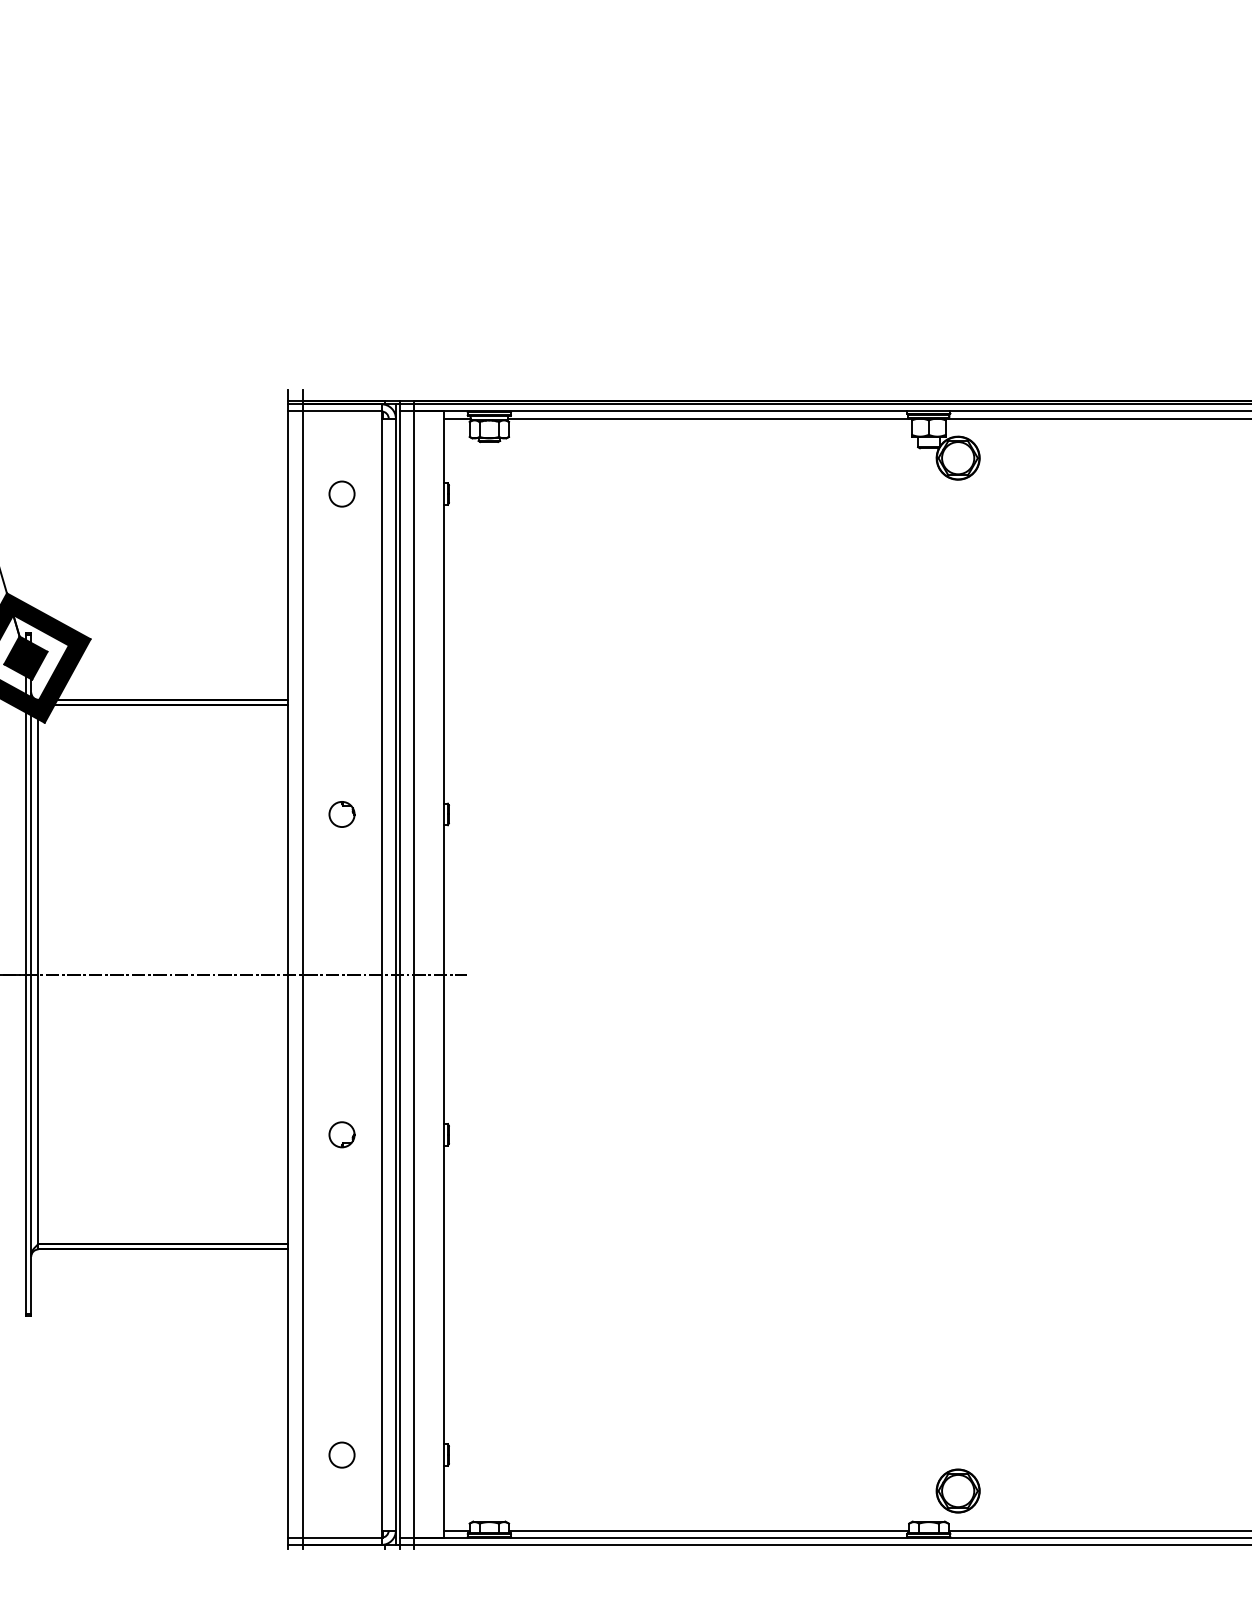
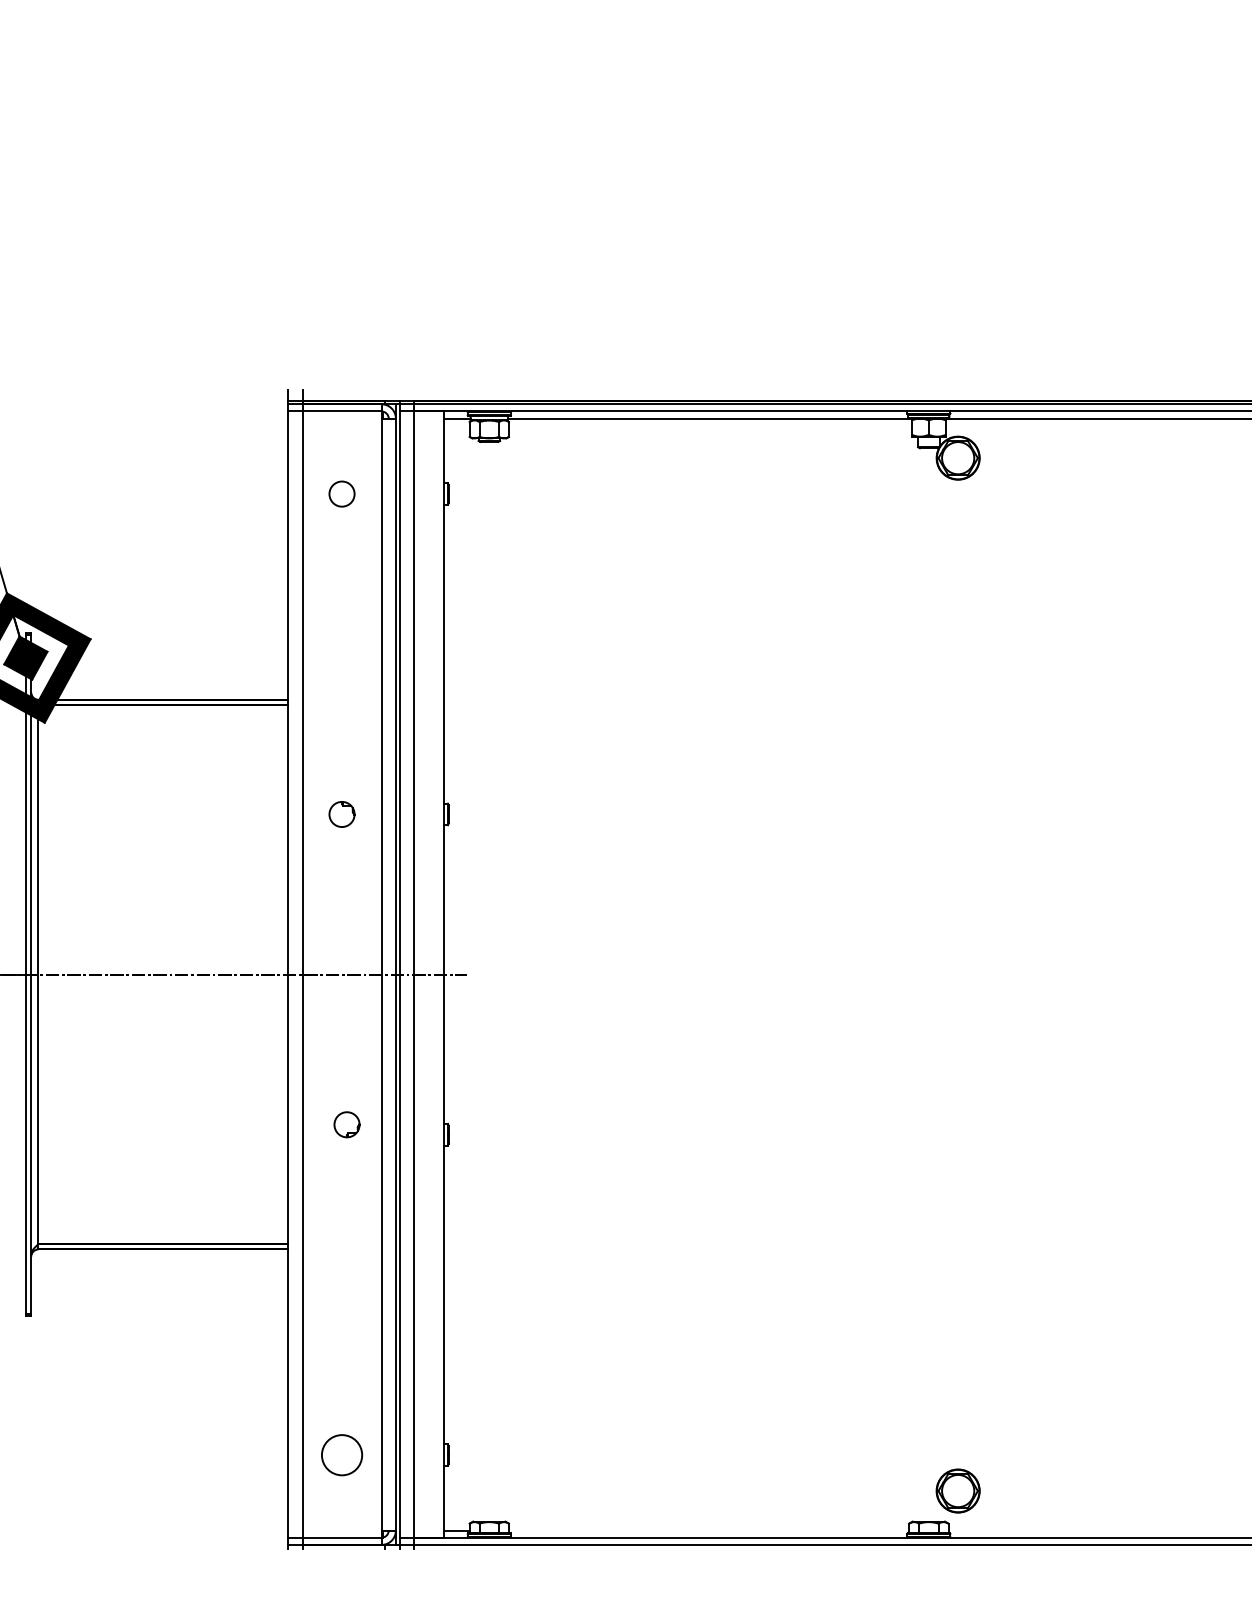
part position: (341, 1134) -> (346, 1124) (346, 1124)
circle size: 28x28 px -> 43x43 px (342, 1455)
line: present -> none (709, 1530)
line: present -> none (1098, 1530)
